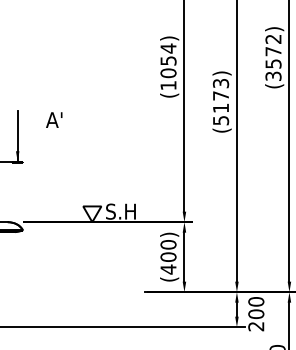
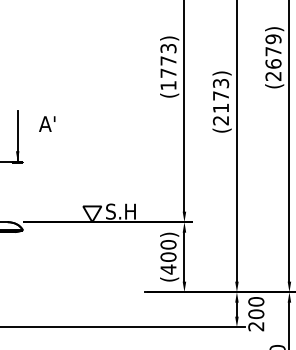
text: (3572) -> (2679) (273, 57)
text: (1054) -> (1773) (168, 60)
text position: (54, 119) -> (47, 123) (47, 123)
text: (5173) -> (2173) (220, 120)
